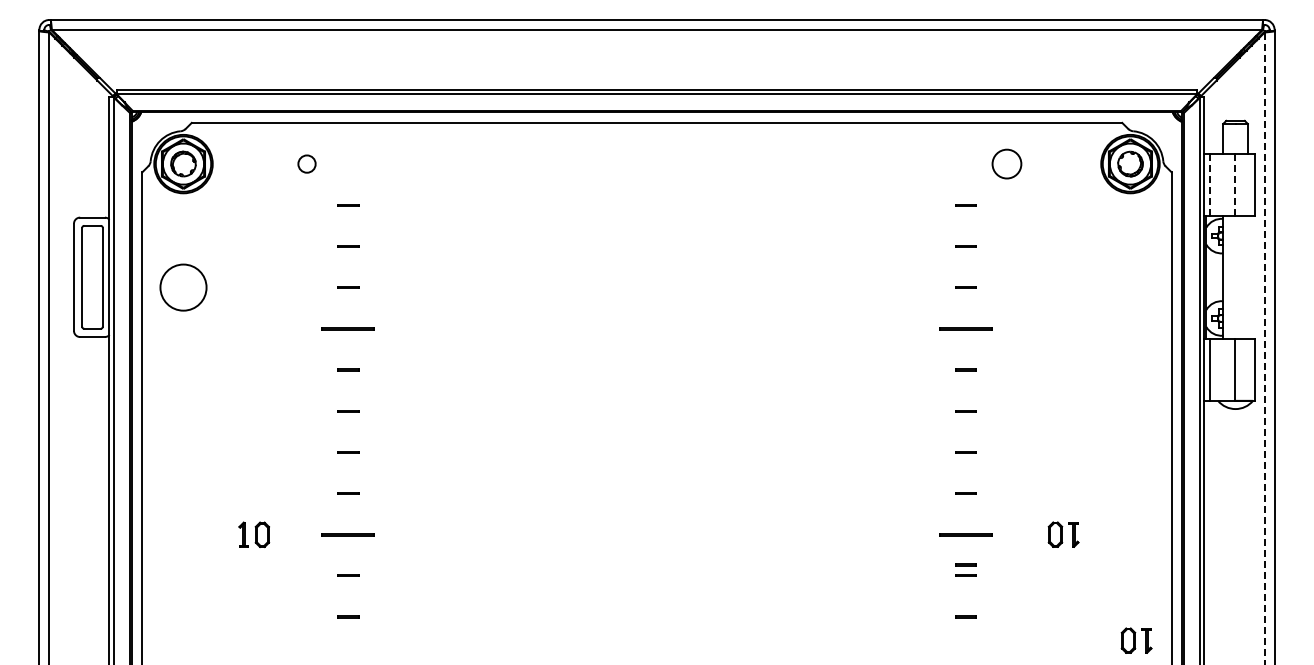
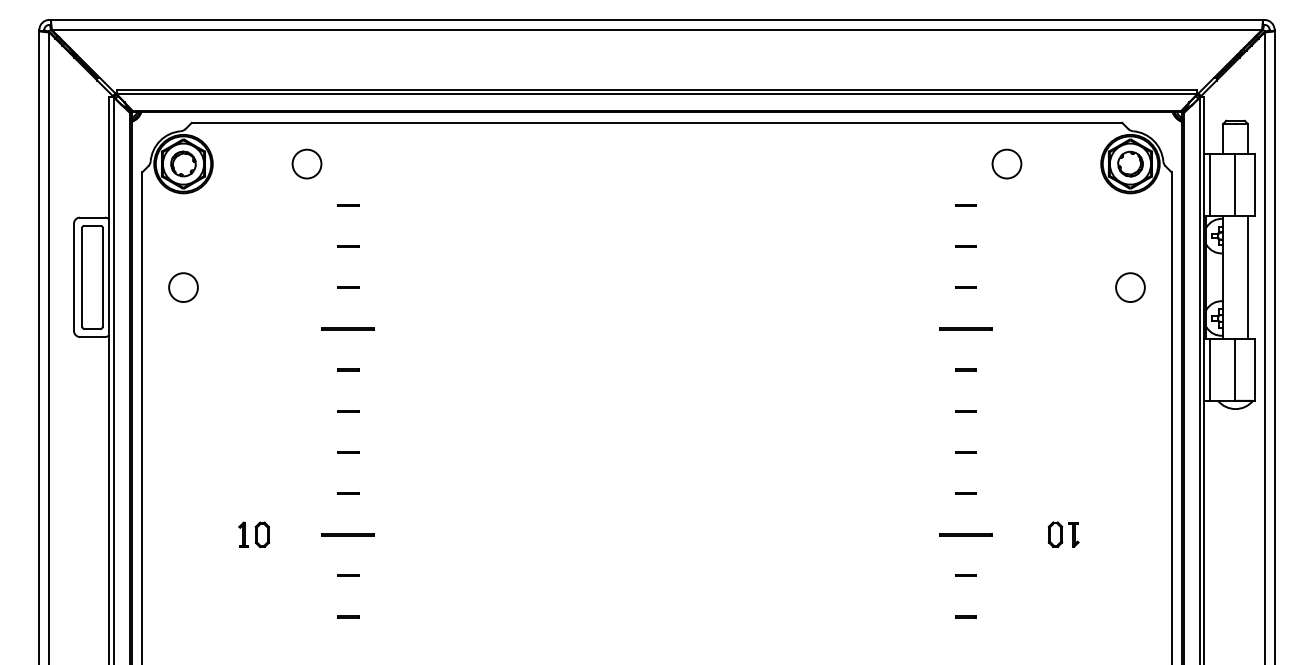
circle diameter: 17 px -> 29 px (306, 163)
line: dashed -> solid (1210, 184)
line: dashed -> solid (1235, 184)
line: none -> present (1247, 277)
circle diameter: 46 px -> 29 px (183, 287)
circle: none -> present (1130, 287)
line: dashed -> solid (1264, 348)
line: present -> none (965, 564)
part: present -> none (1136, 640)
